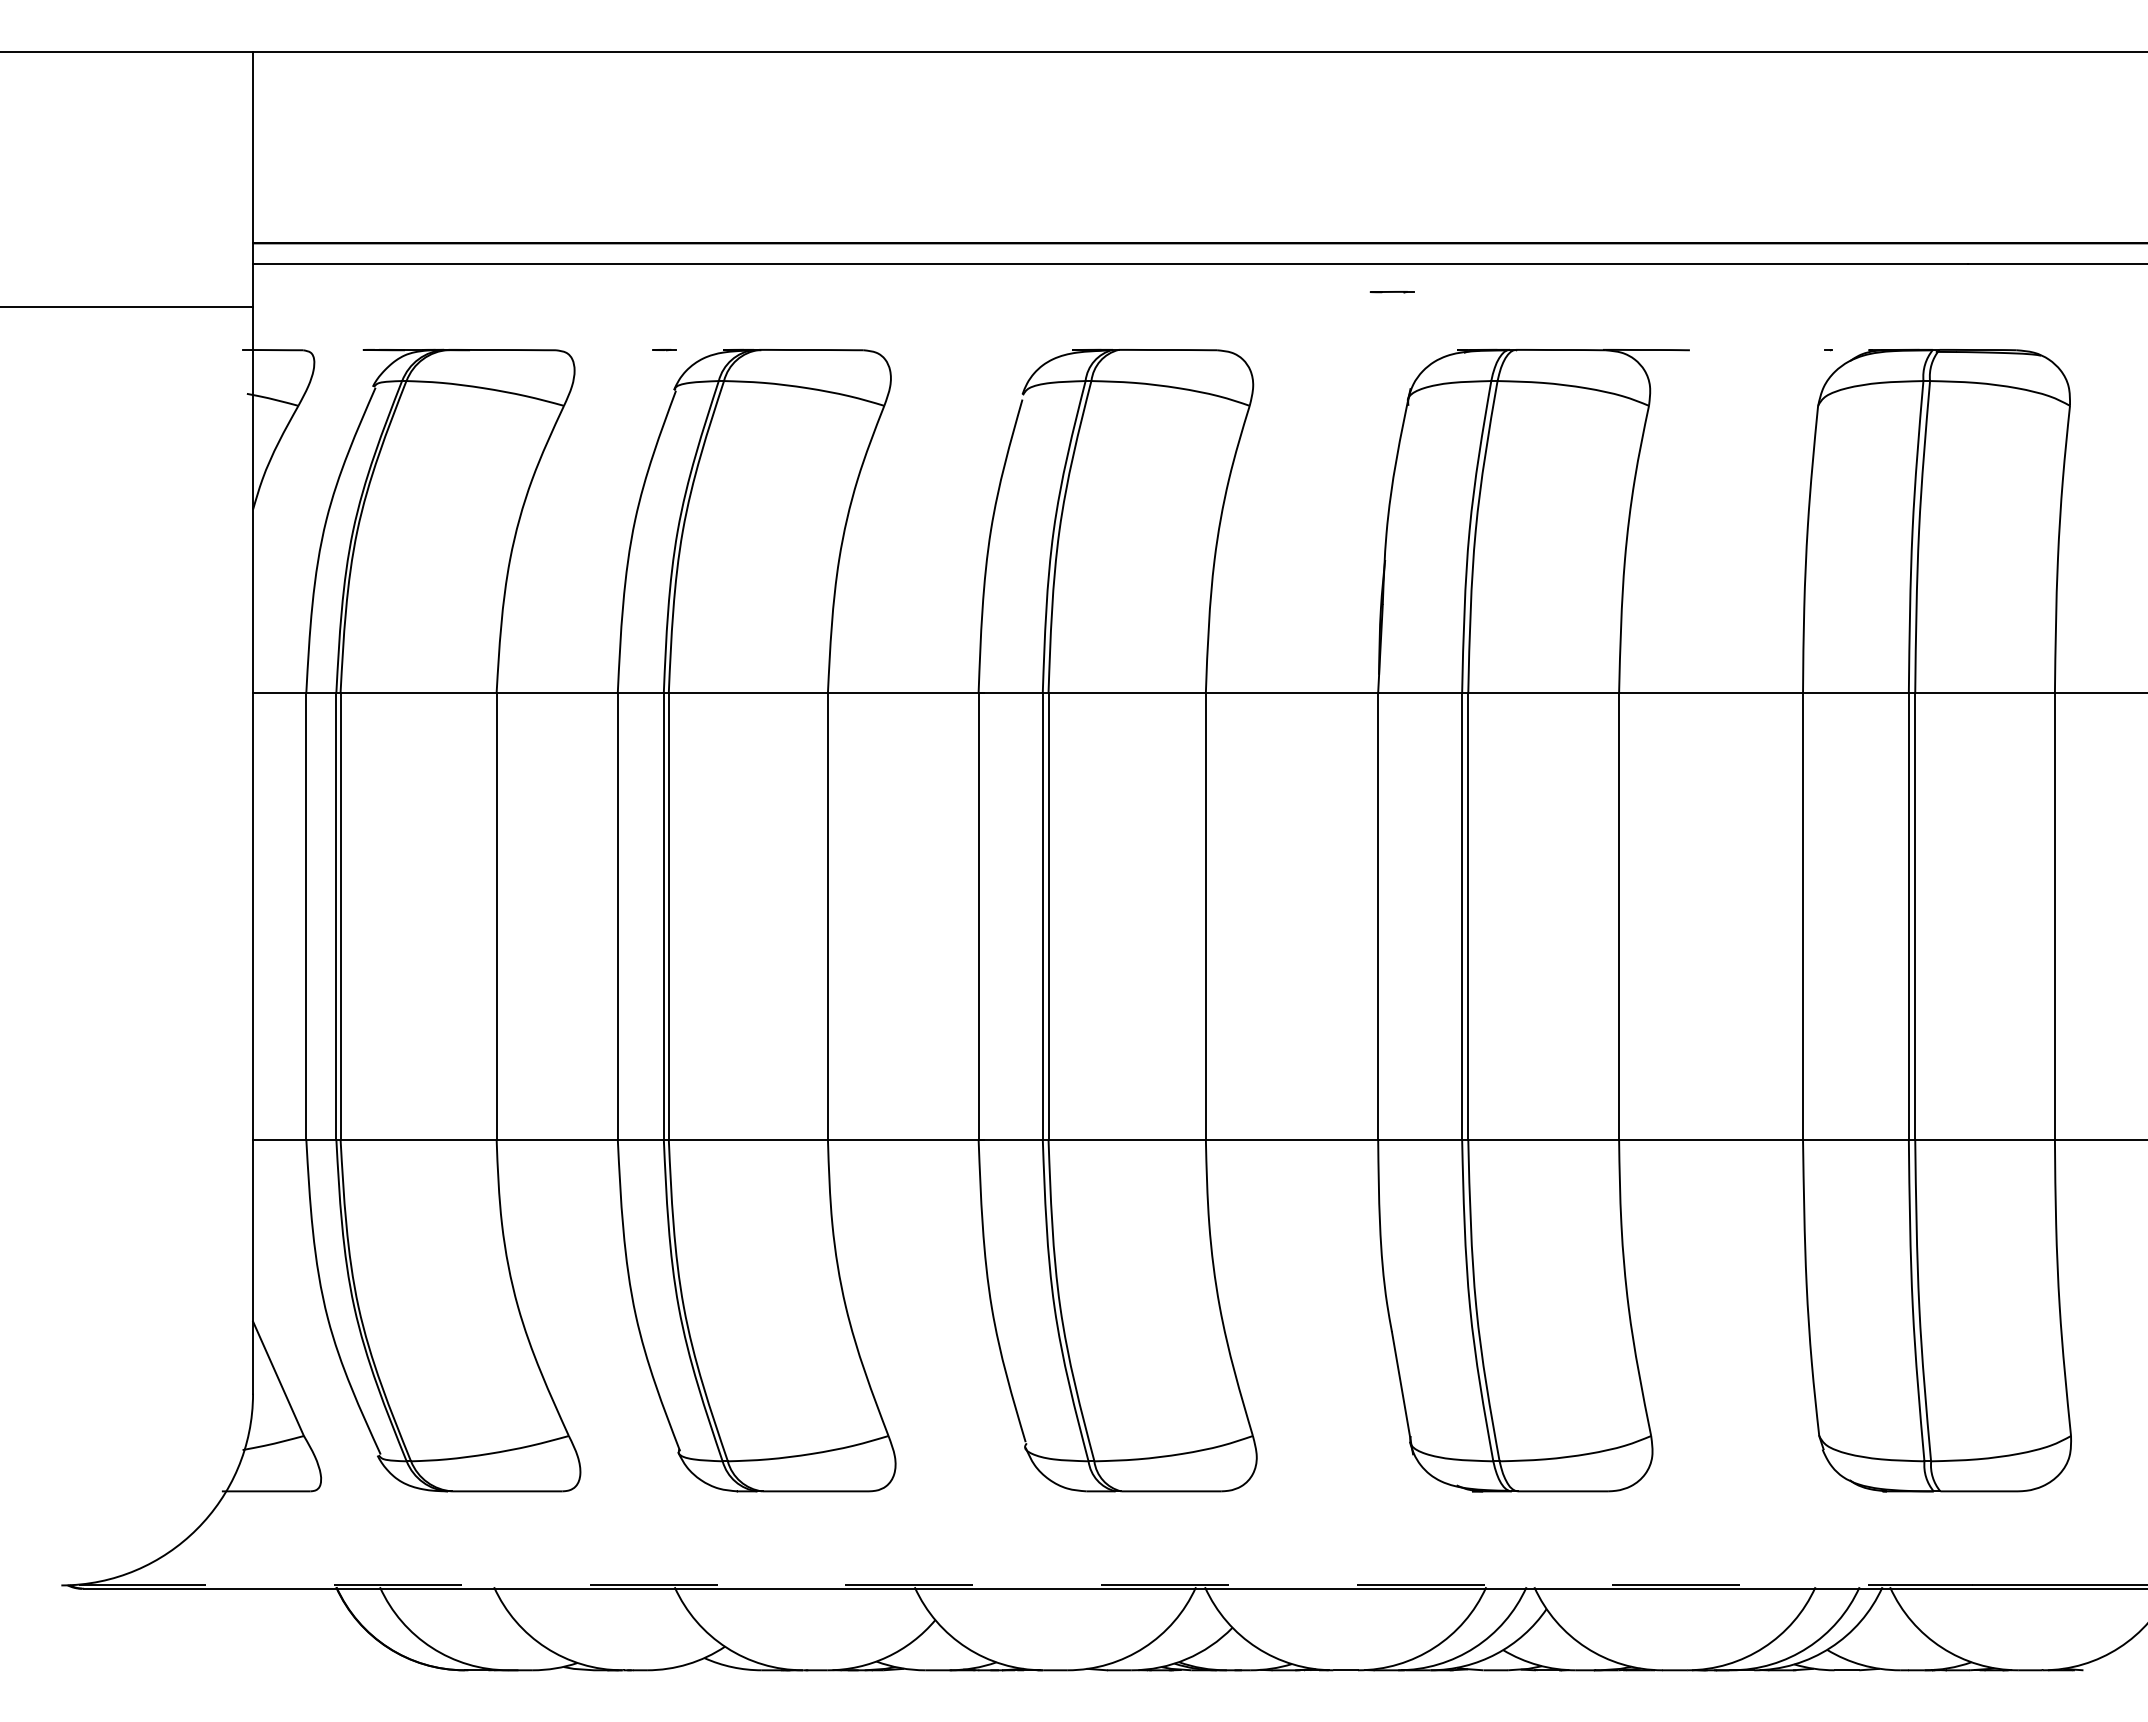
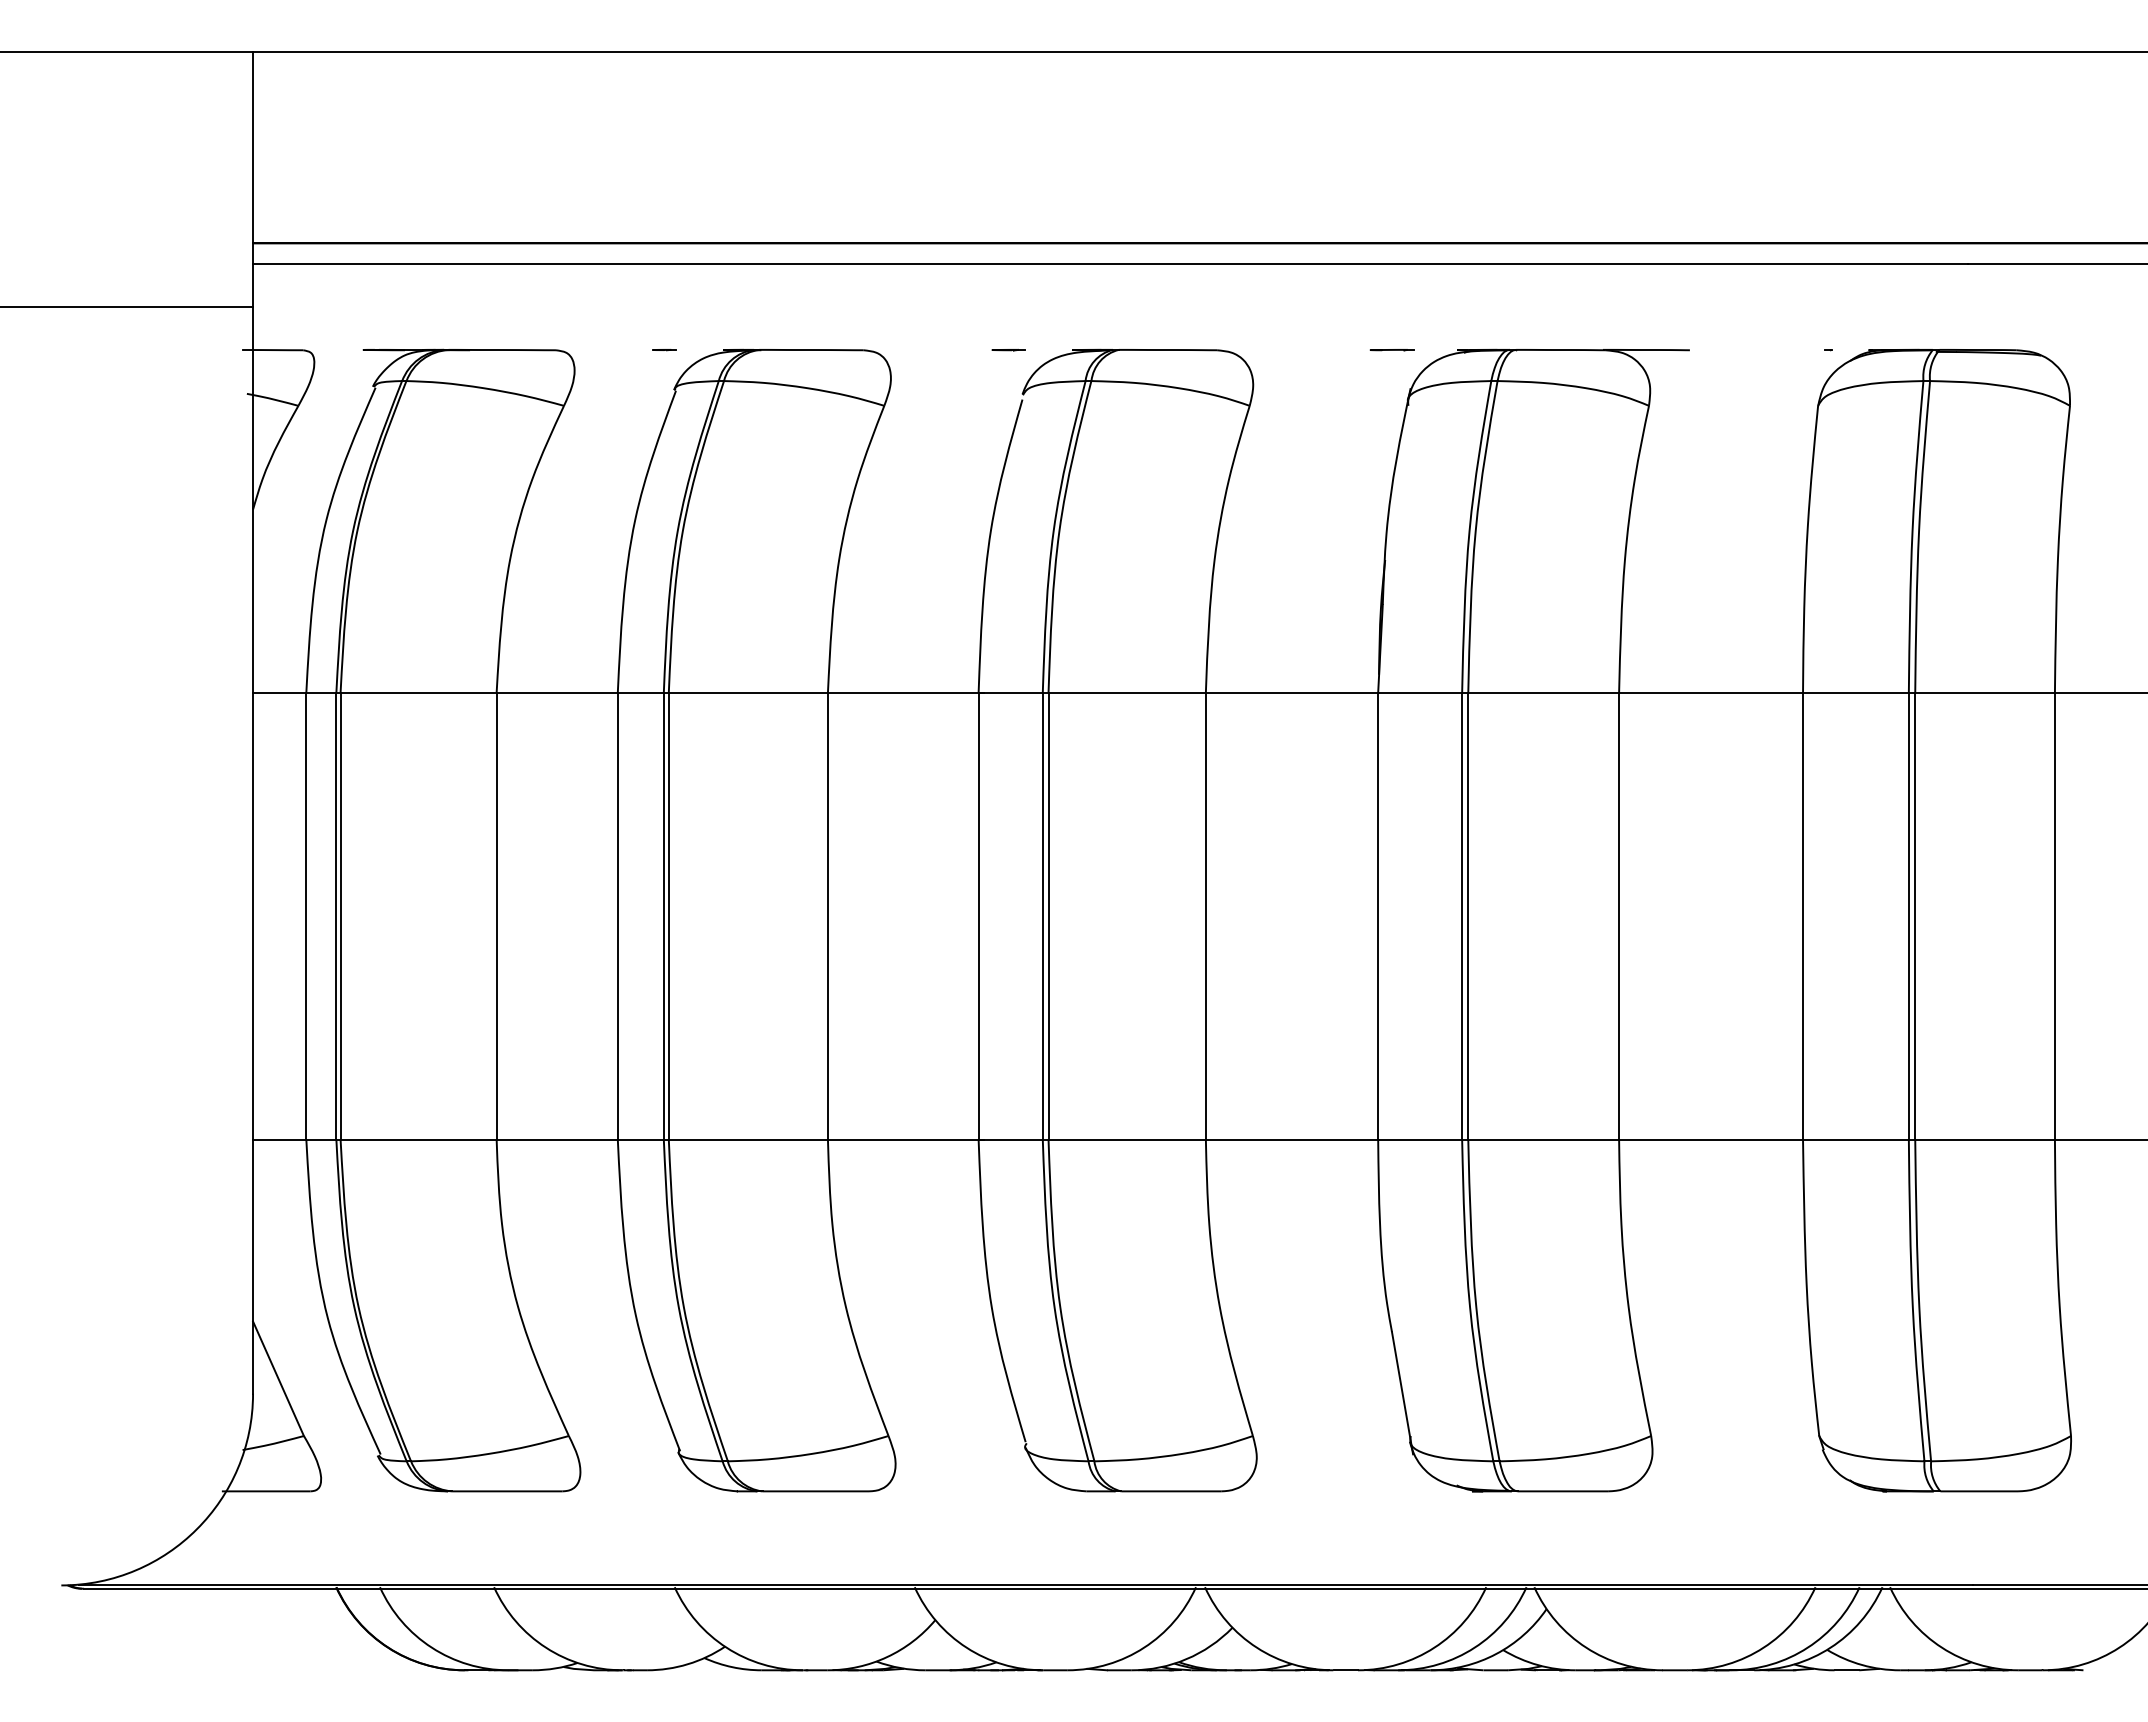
line position: (1391, 292) -> (1391, 350) (1391, 350)
line: none -> present (1008, 350)
line: dashed -> solid (1026, 1584)
